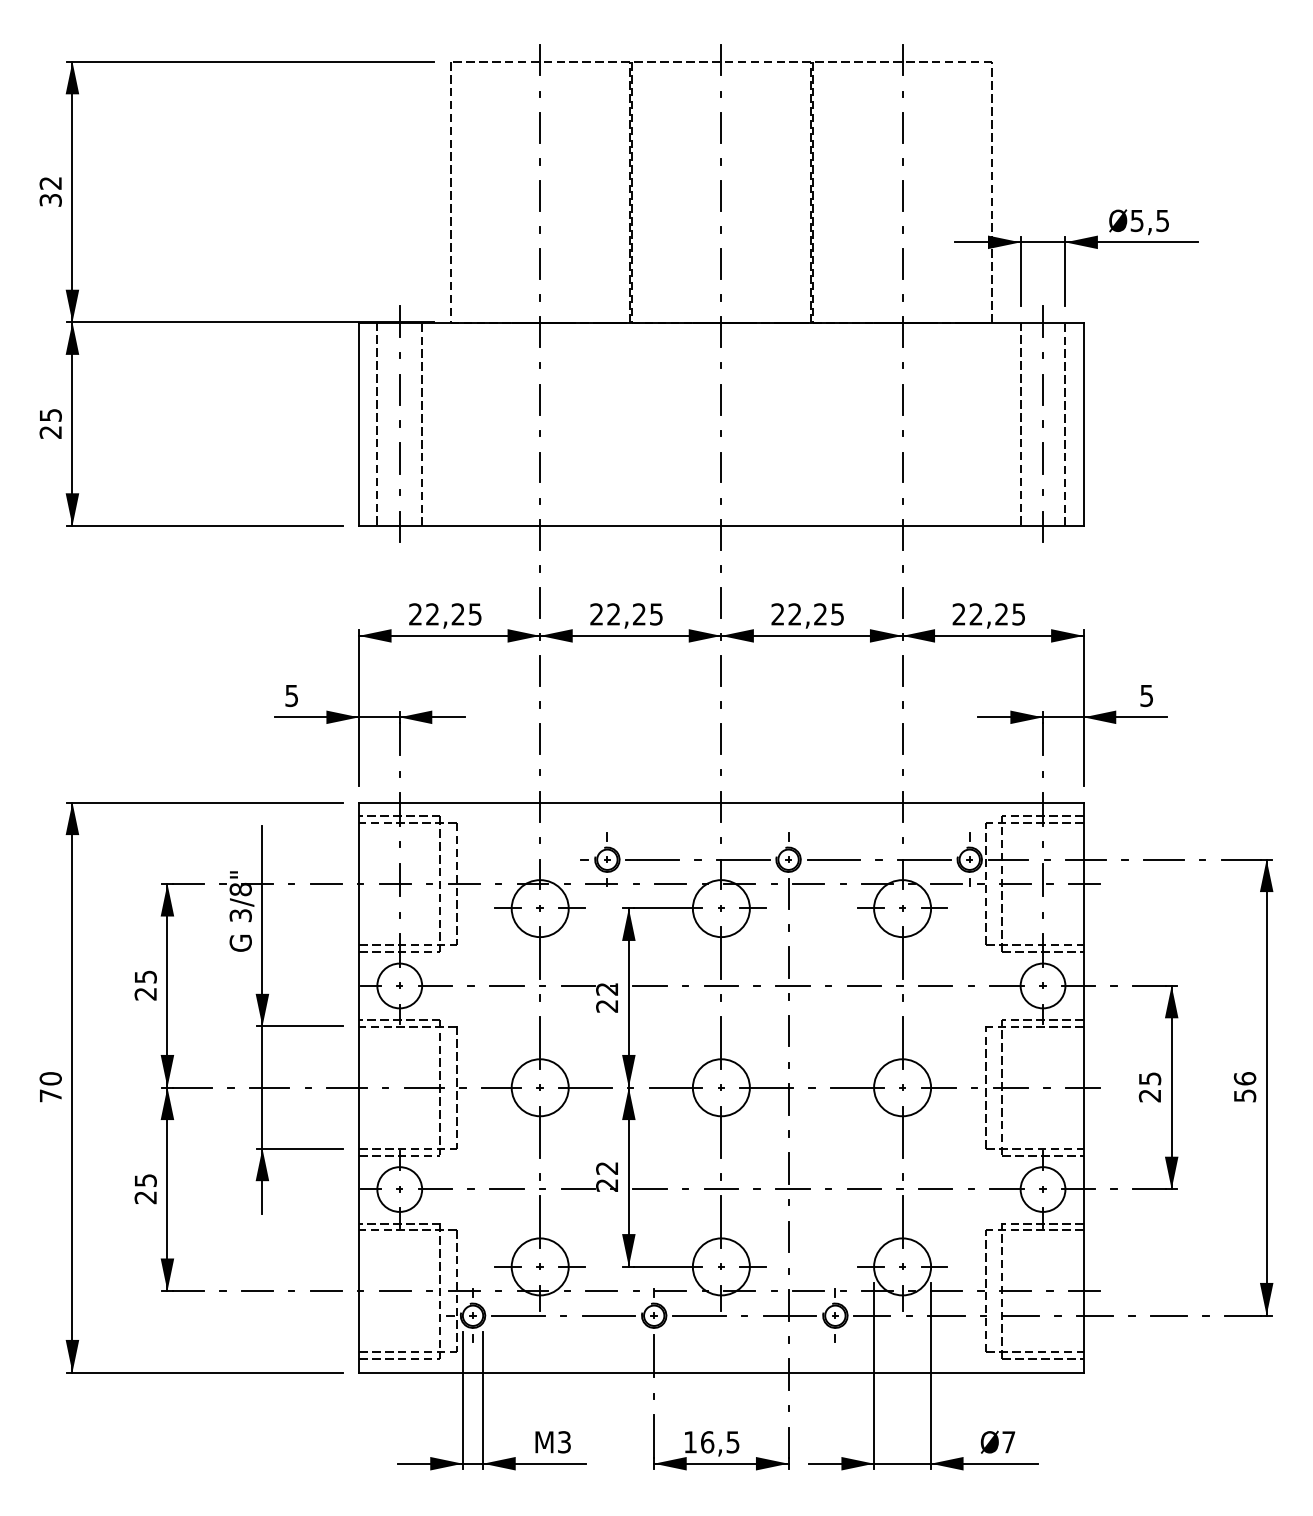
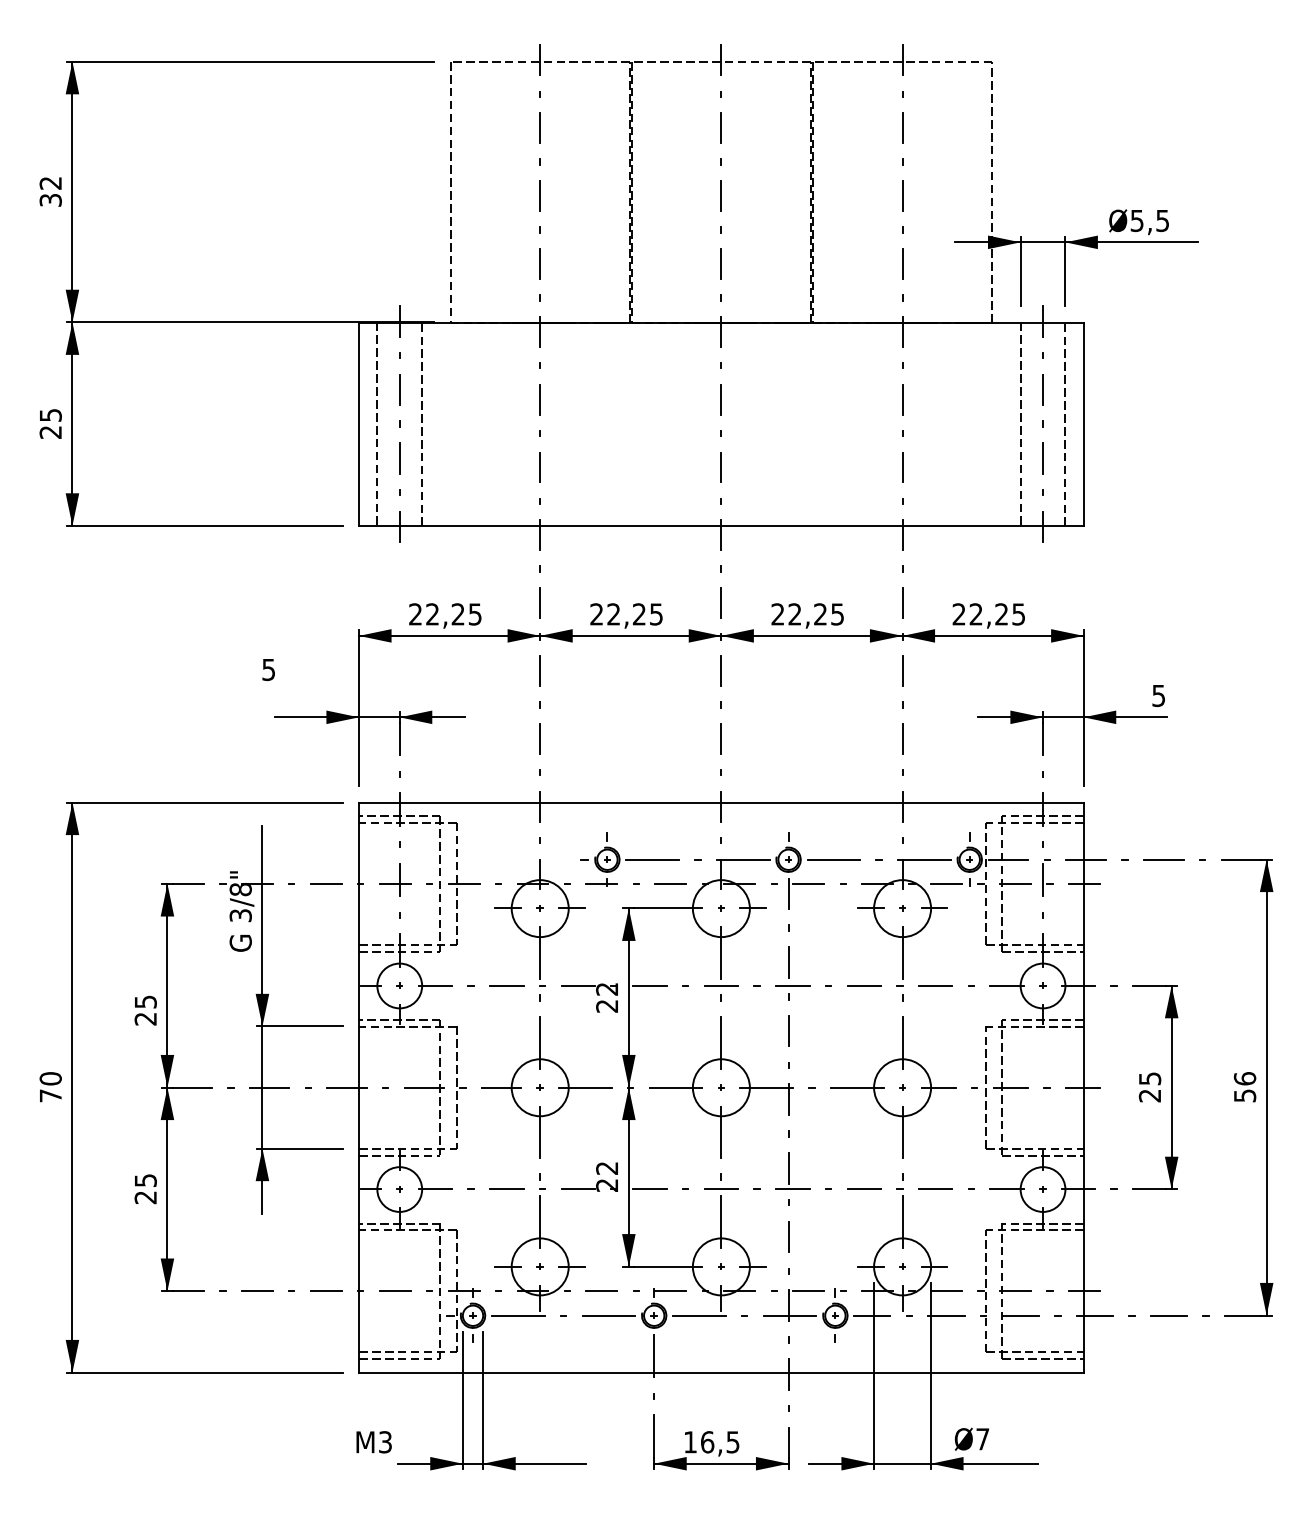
text position: (291, 696) -> (268, 670) (268, 670)
text position: (1146, 696) -> (1158, 696) (1158, 696)
text position: (145, 985) -> (145, 1010) (145, 1010)
text position: (997, 1441) -> (971, 1438) (971, 1438)
text position: (552, 1442) -> (373, 1442) (373, 1442)
